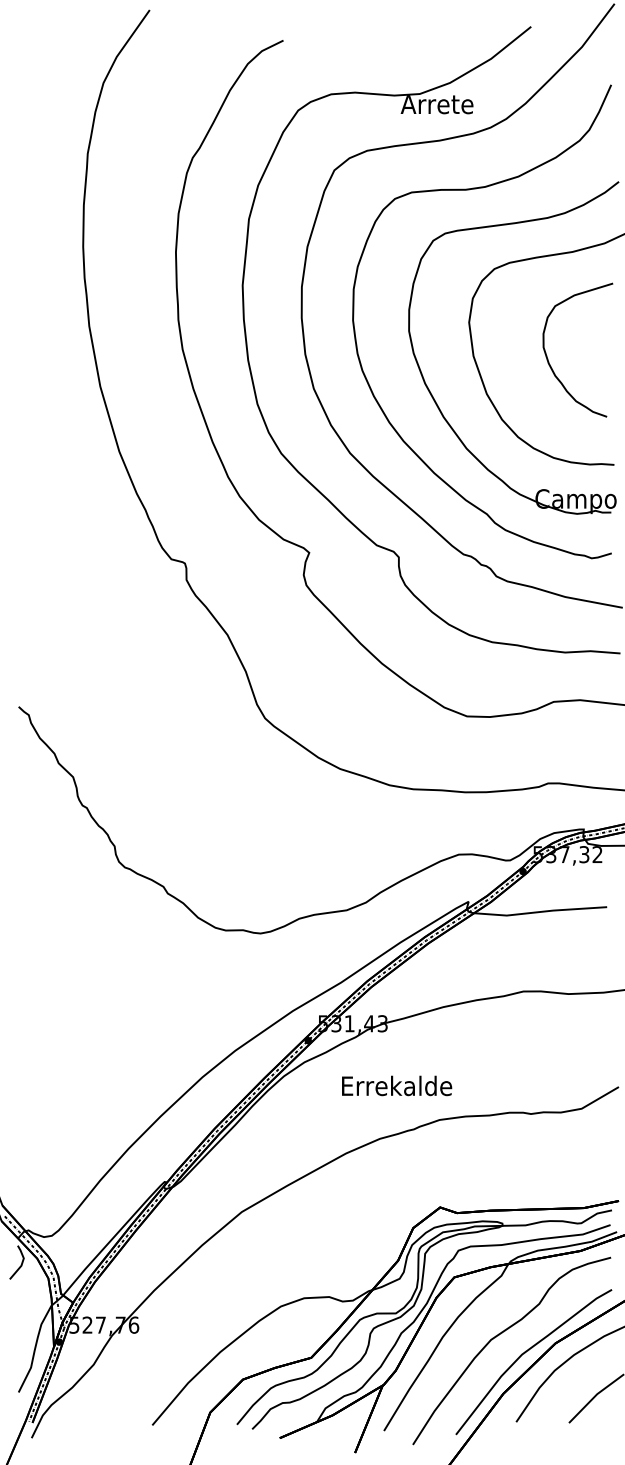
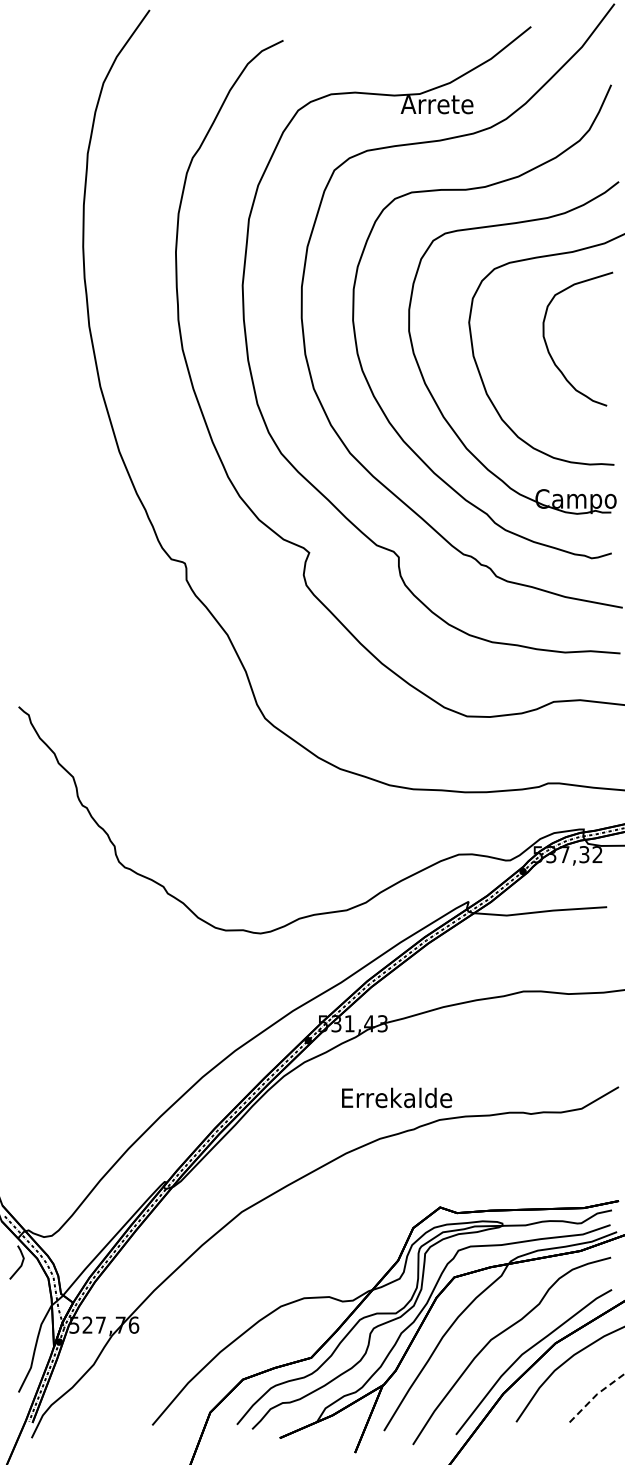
curve position: (548, 358) -> (548, 347) (548, 347)
text position: (397, 1085) -> (397, 1097) (397, 1097)
line: solid -> dashed (595, 1396)
